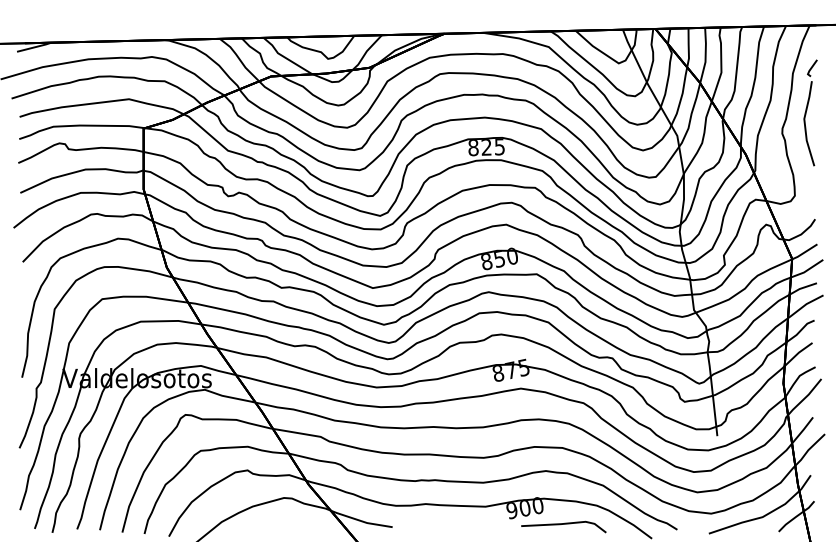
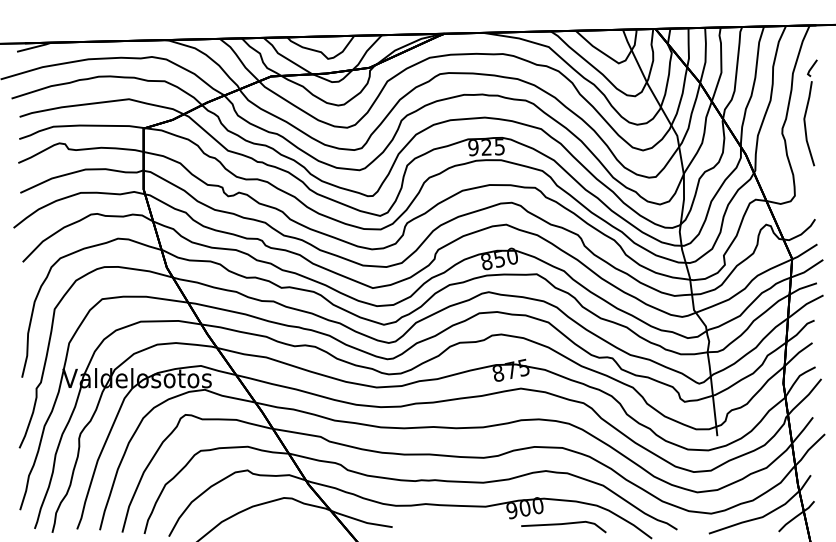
text: 825 -> 925 (473, 148)
